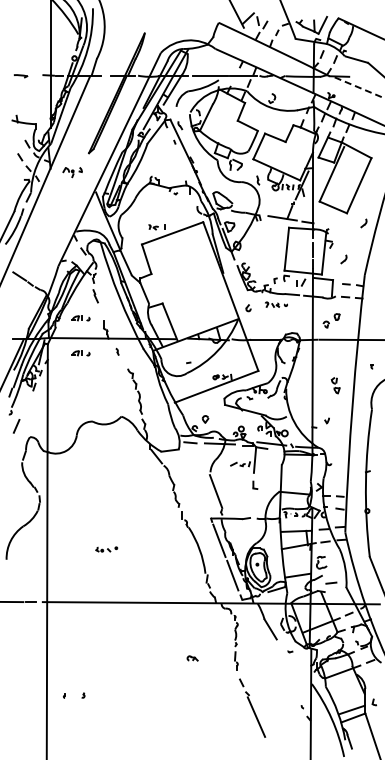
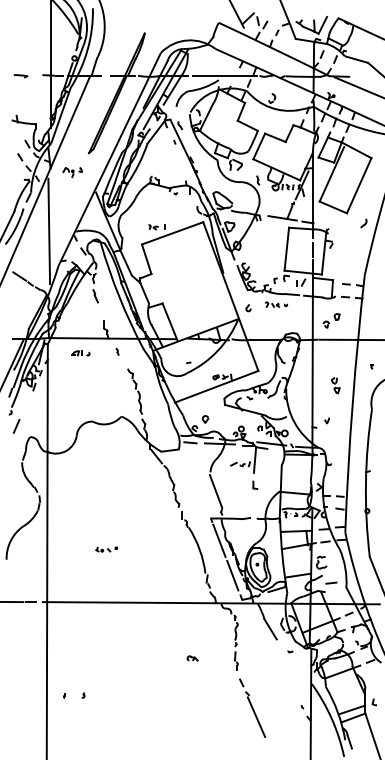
line: dashed -> solid (359, 87)
line: none -> present (49, 231)
part: present -> none (343, 259)
part: present -> none (80, 318)
